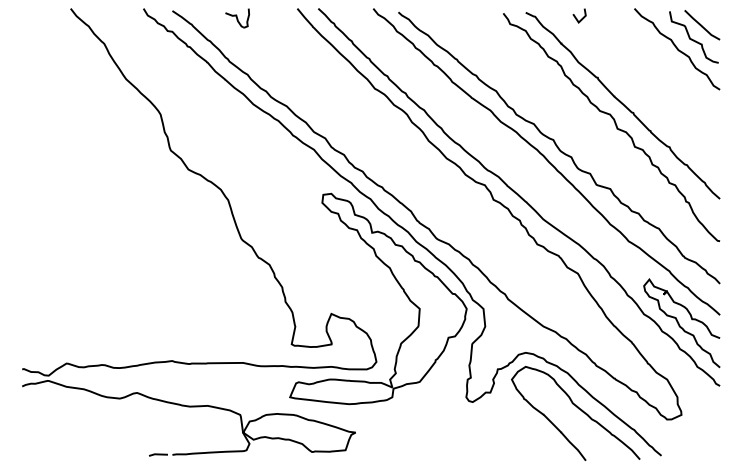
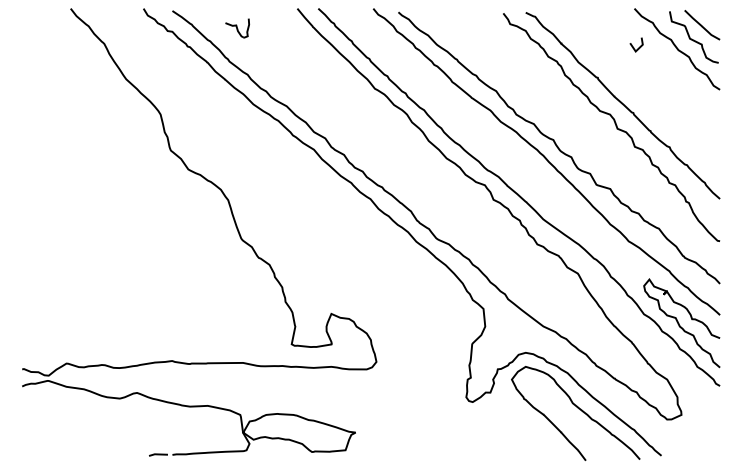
line position: (576, 17) -> (633, 46) (633, 46)
part position: (237, 18) -> (237, 28) (237, 28)
part: present -> none (399, 286)
